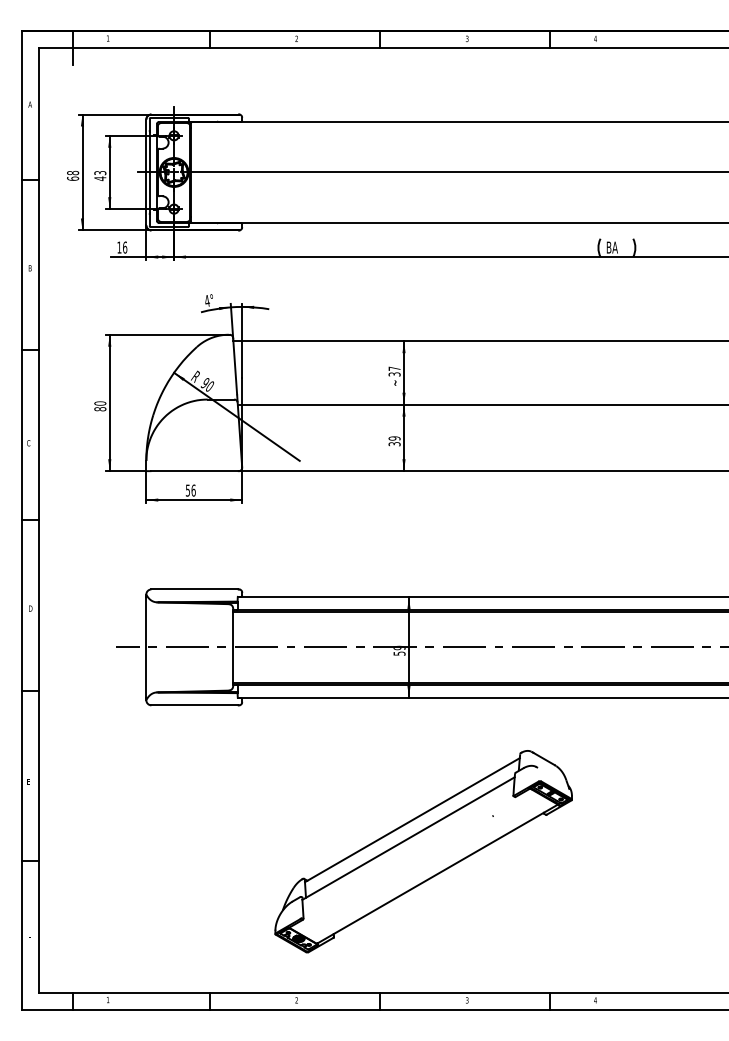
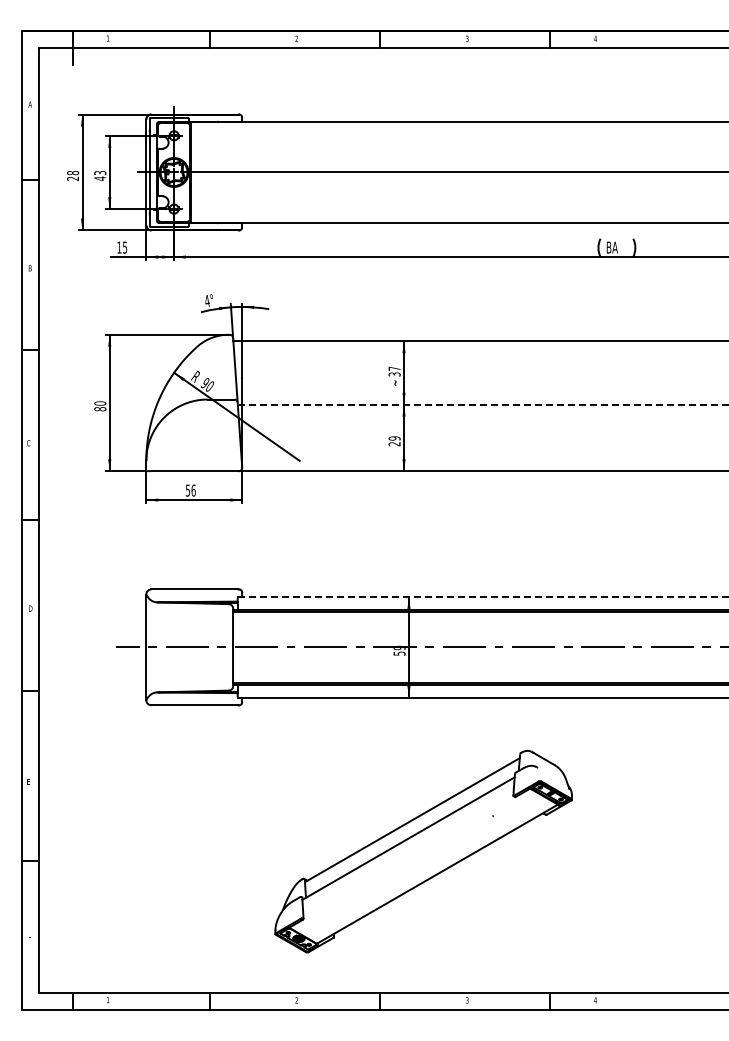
text: 68 -> 28 (73, 178)
text: 16 -> 15 (125, 247)
line: solid -> dashed (482, 404)
text: 39 -> 29 (394, 444)
line: solid -> dashed (482, 597)
